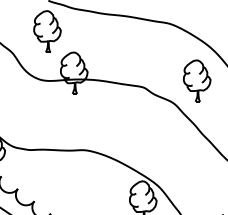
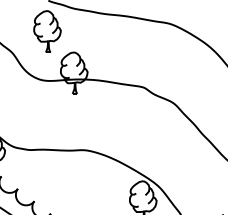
part: present -> none (197, 80)
